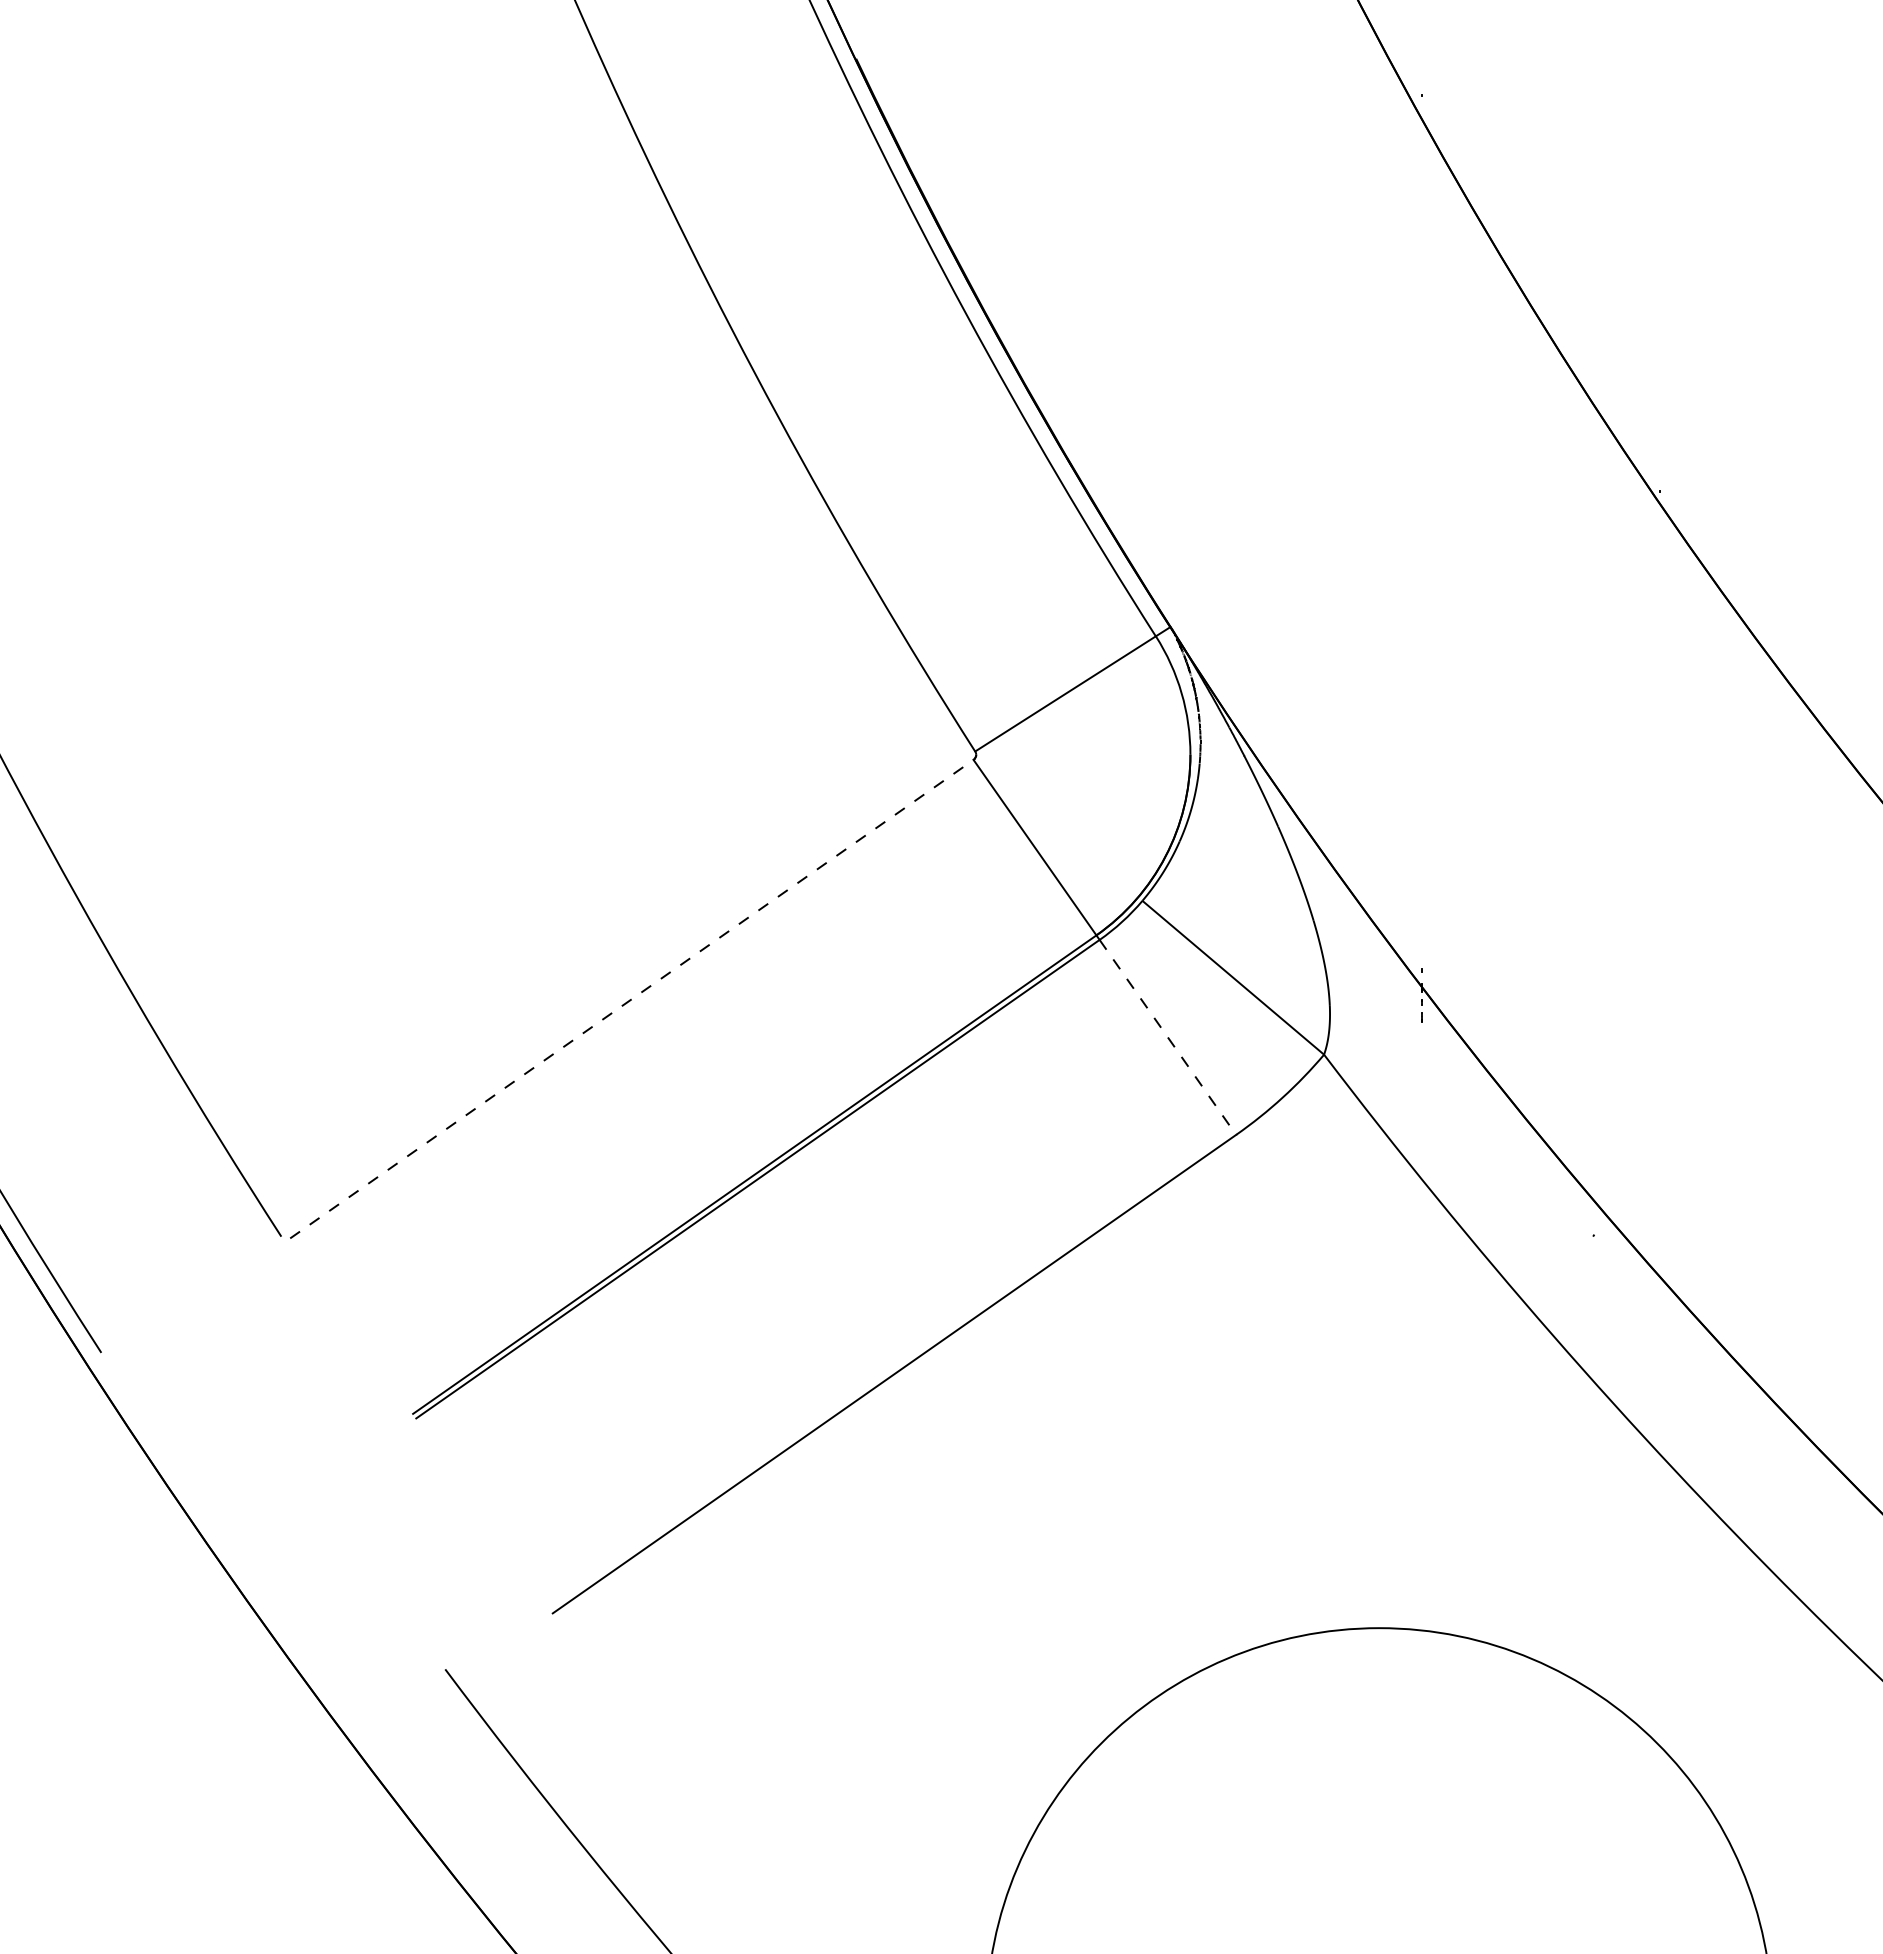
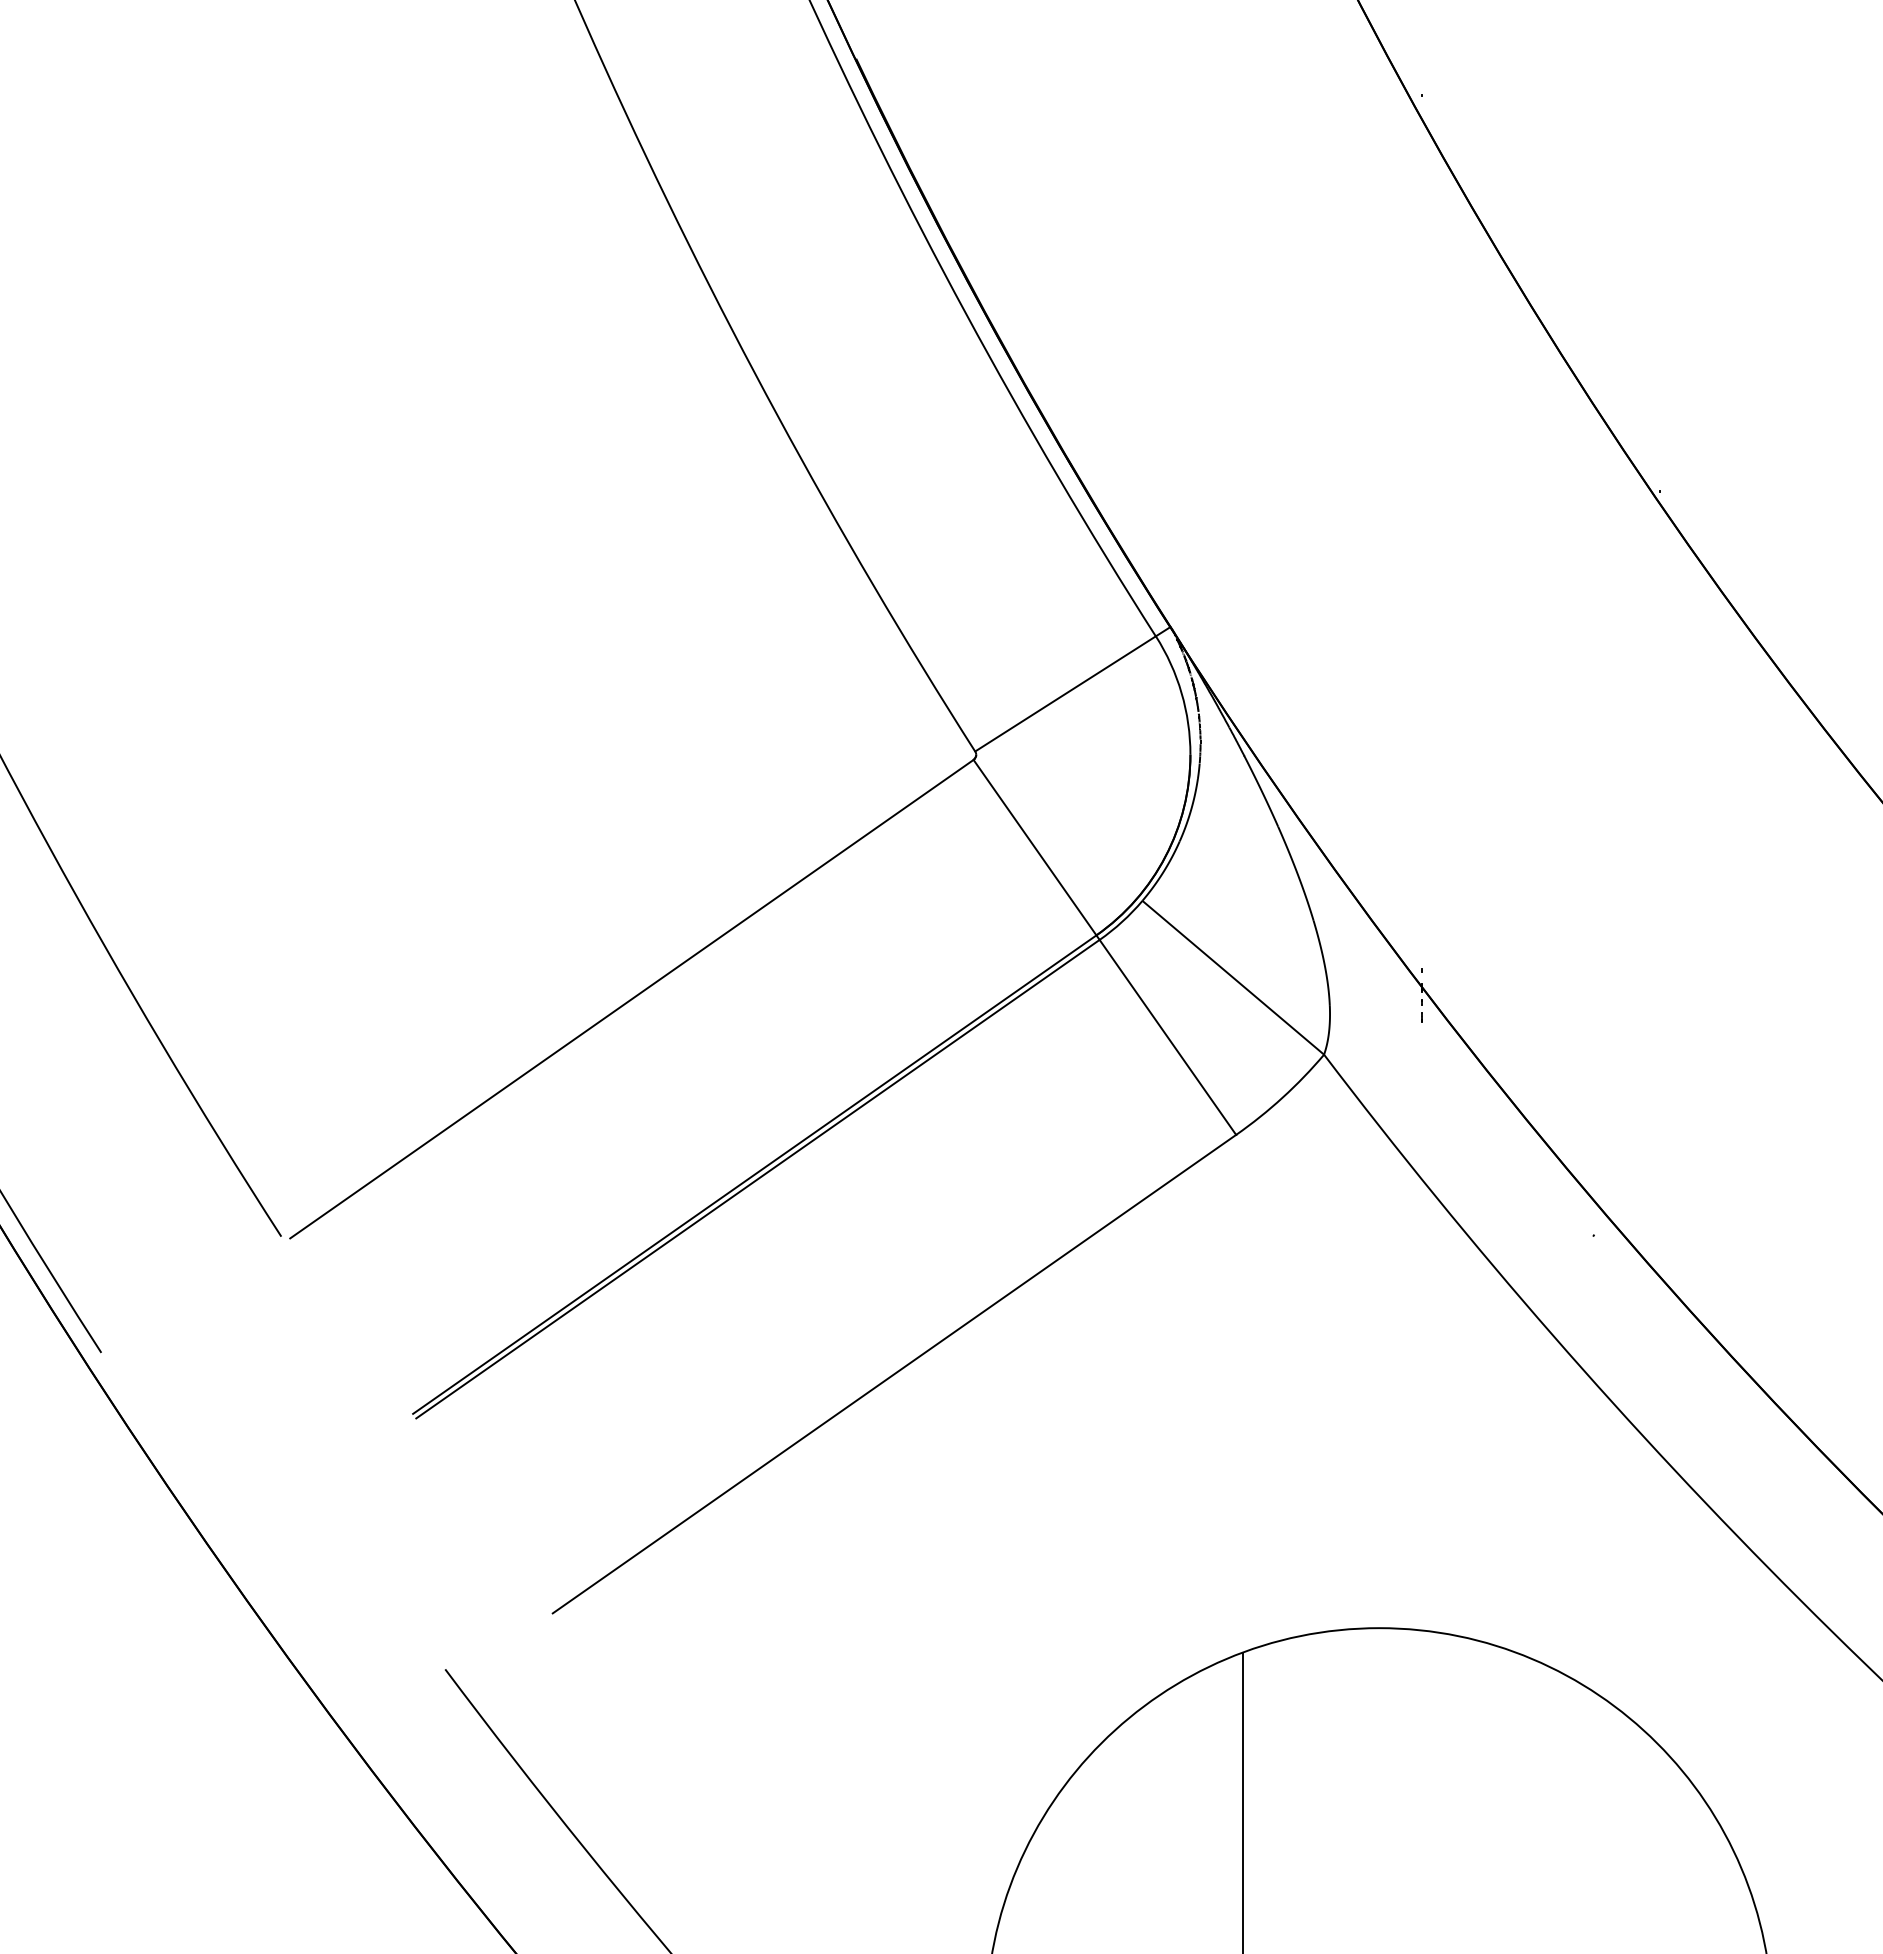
line: dashed -> solid (632, 998)
line: dashed -> solid (1168, 1037)
line: none -> present (1243, 1801)
